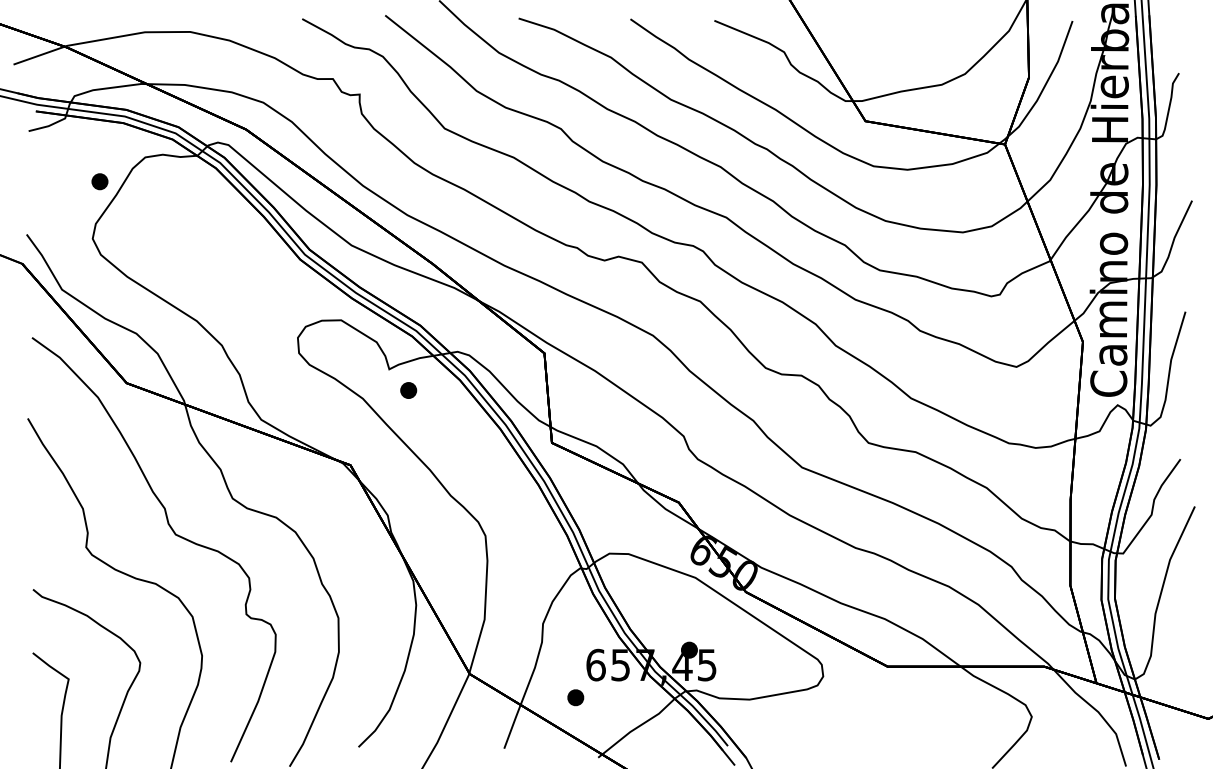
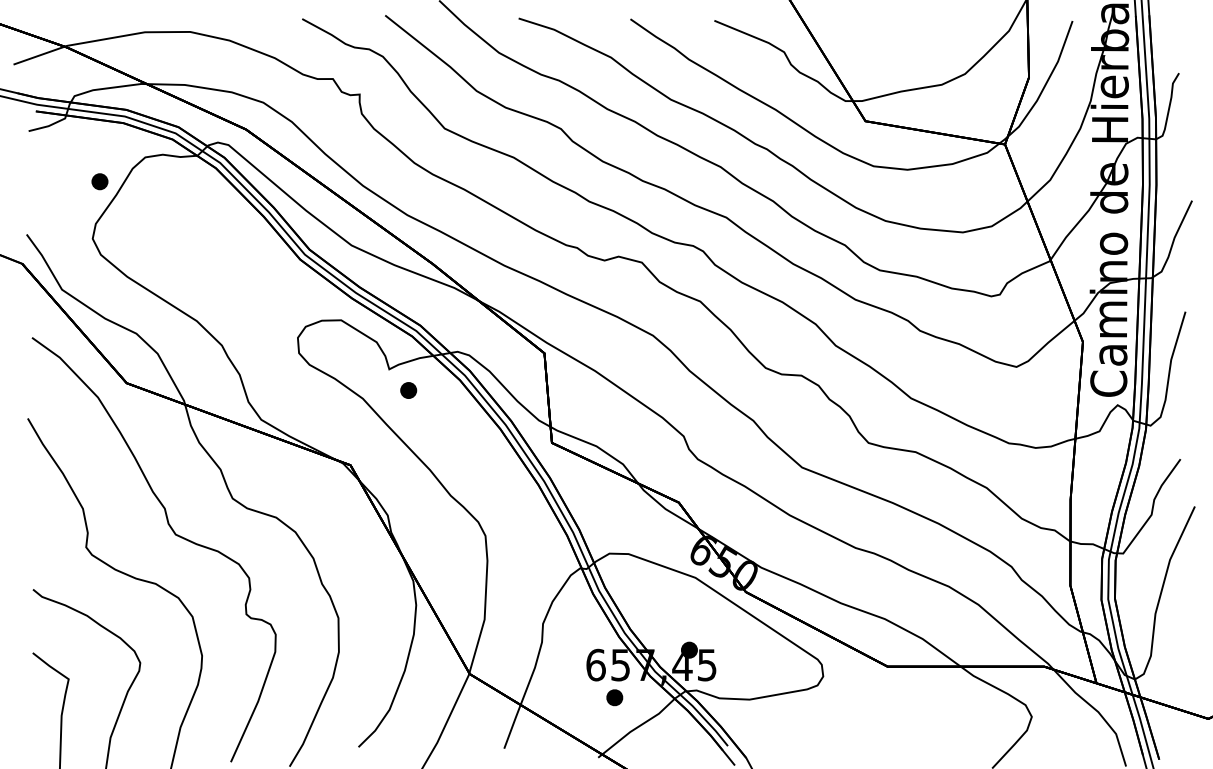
part position: (575, 697) -> (614, 697) (614, 697)
